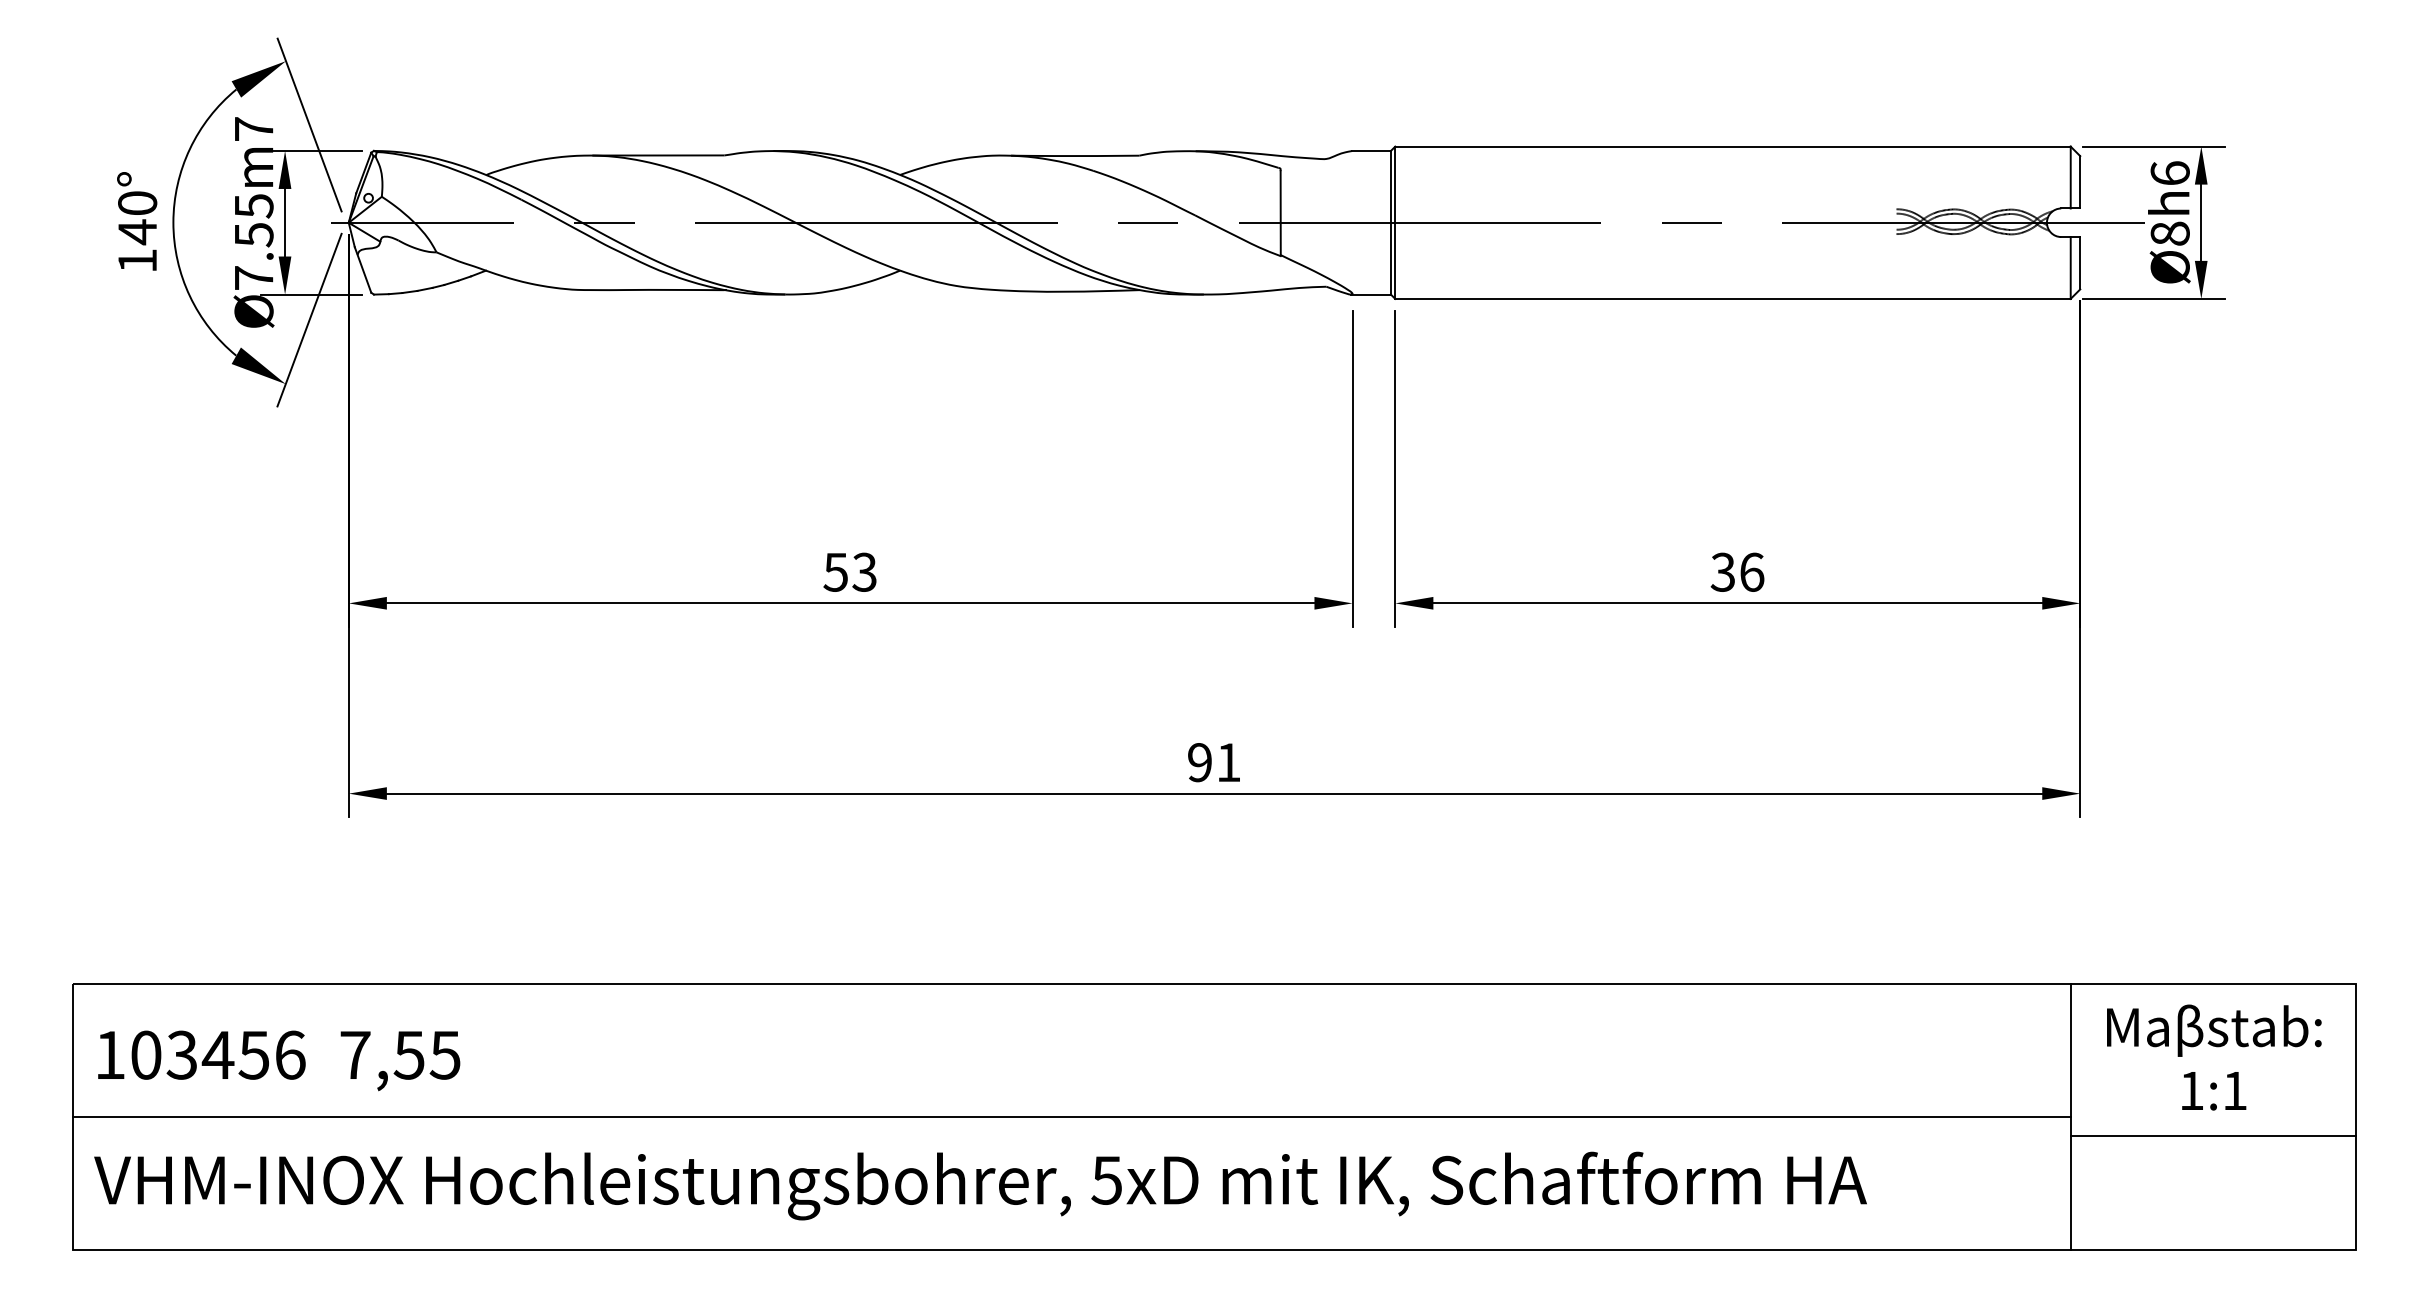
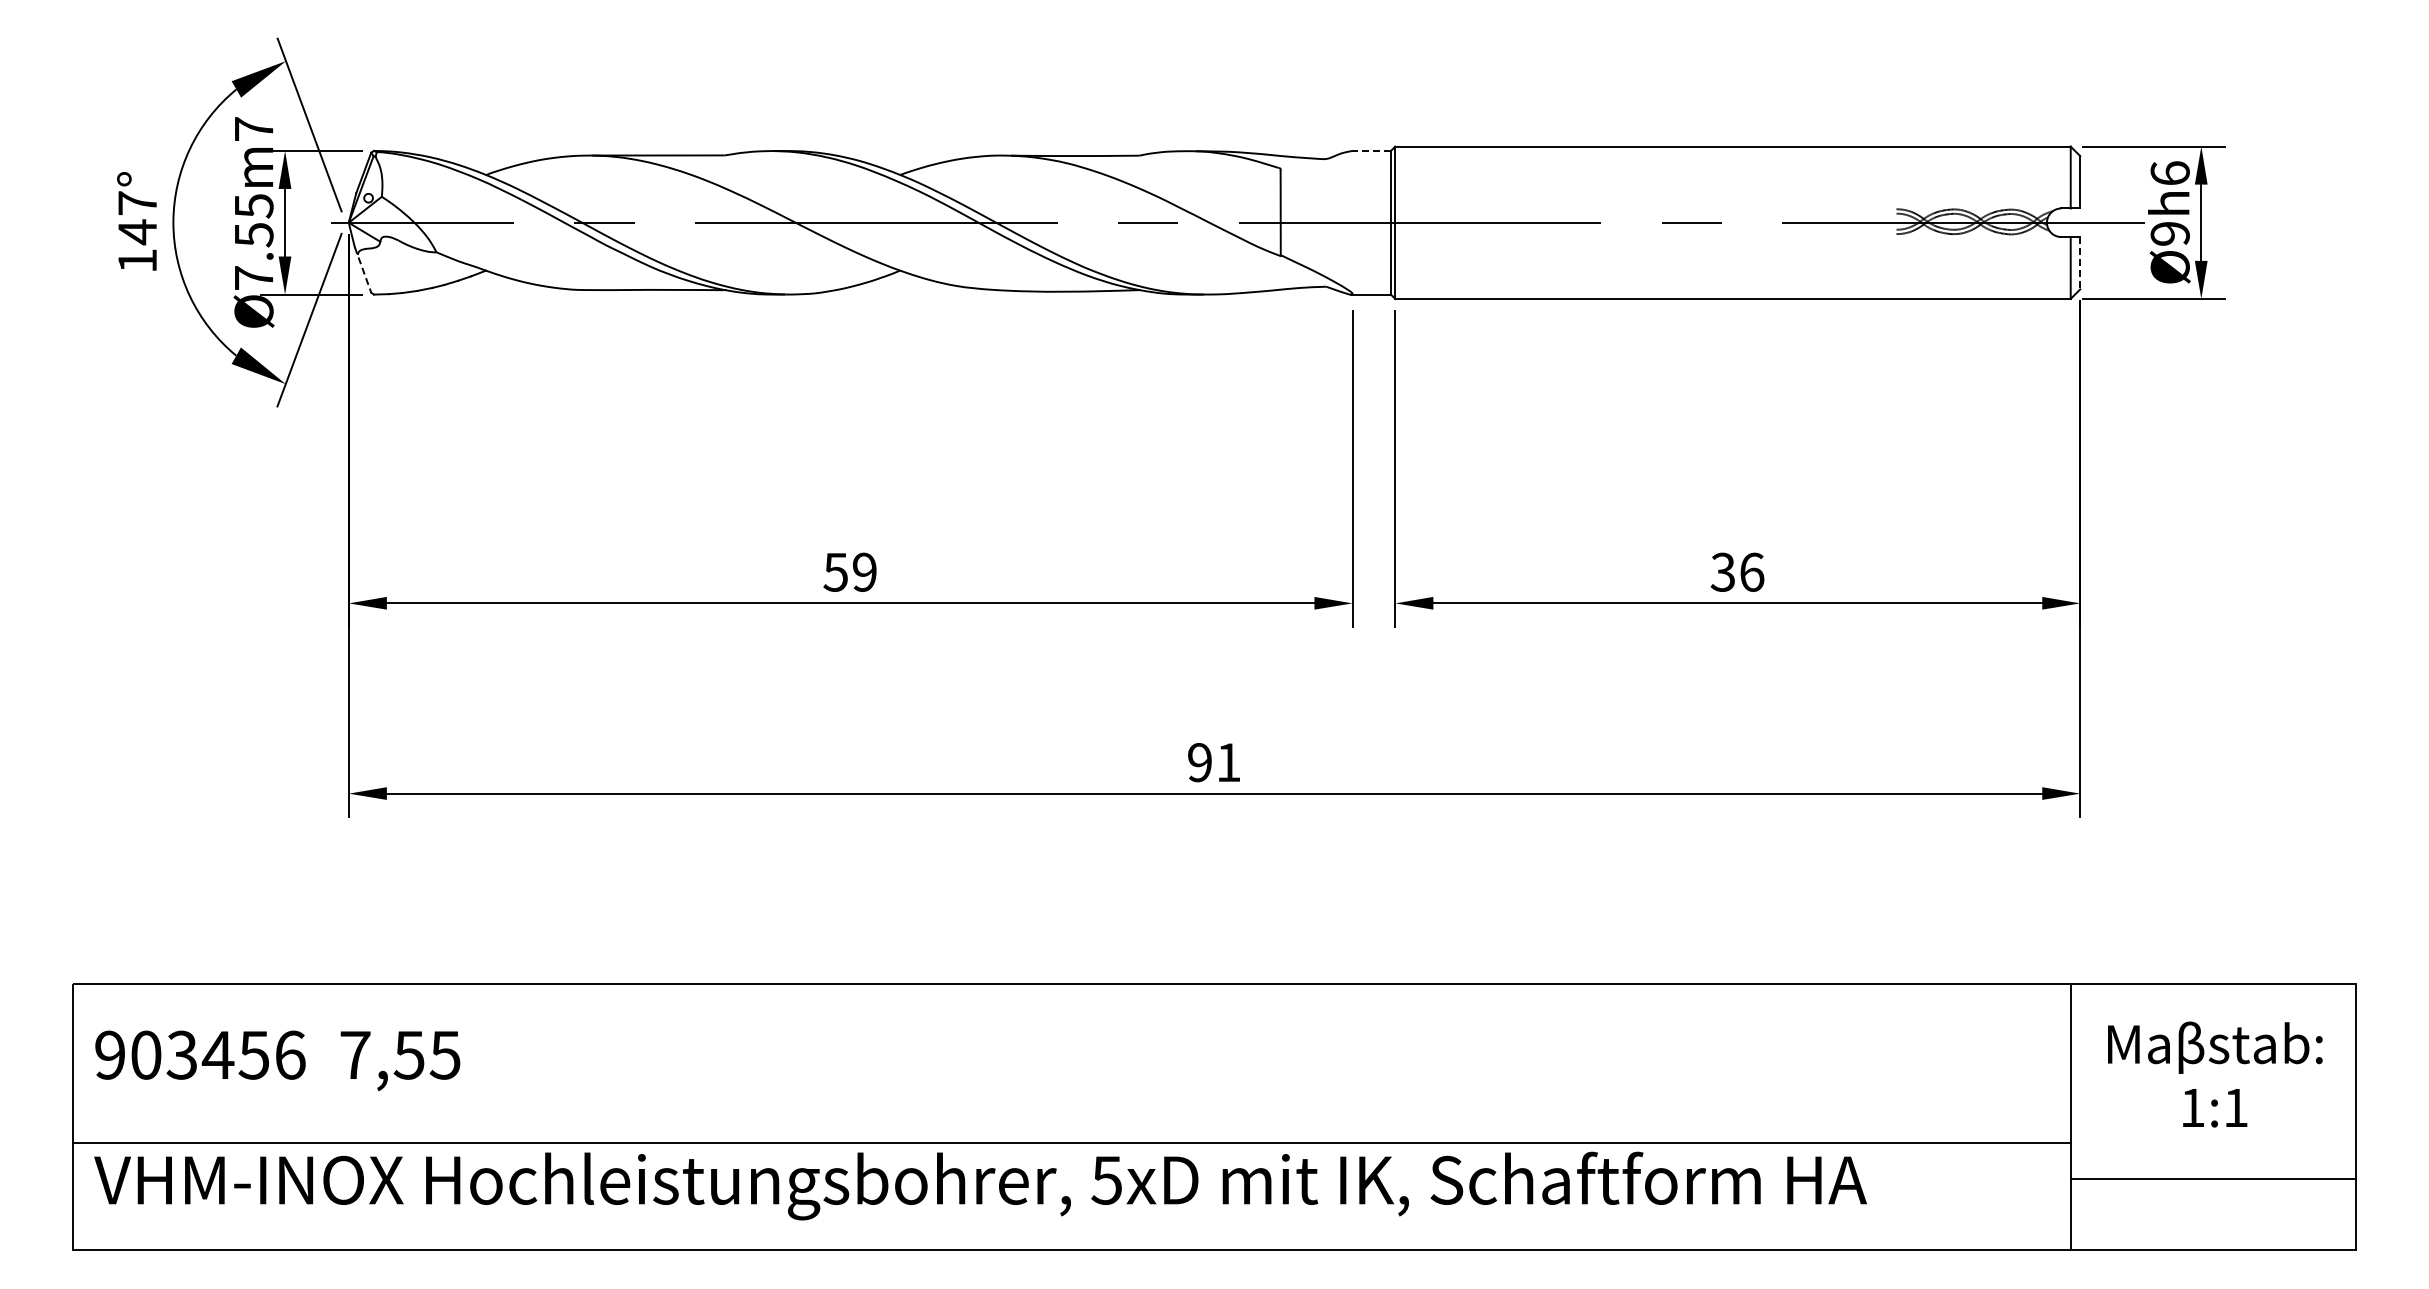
line: solid -> dashed (1371, 151)
text: 140° -> 147° (137, 203)
text: Ø8h6 -> Ø9h6 (2169, 233)
line: solid -> dashed (2080, 263)
line: solid -> dashed (363, 270)
text: 53 -> 59 (864, 571)
text: 103456 -> 903456 (109, 1054)
text position: (2214, 1057) -> (2215, 1074) (2215, 1074)
line position: (1071, 1117) -> (1071, 1143) (1071, 1143)
line position: (2213, 1136) -> (2213, 1179) (2213, 1179)
